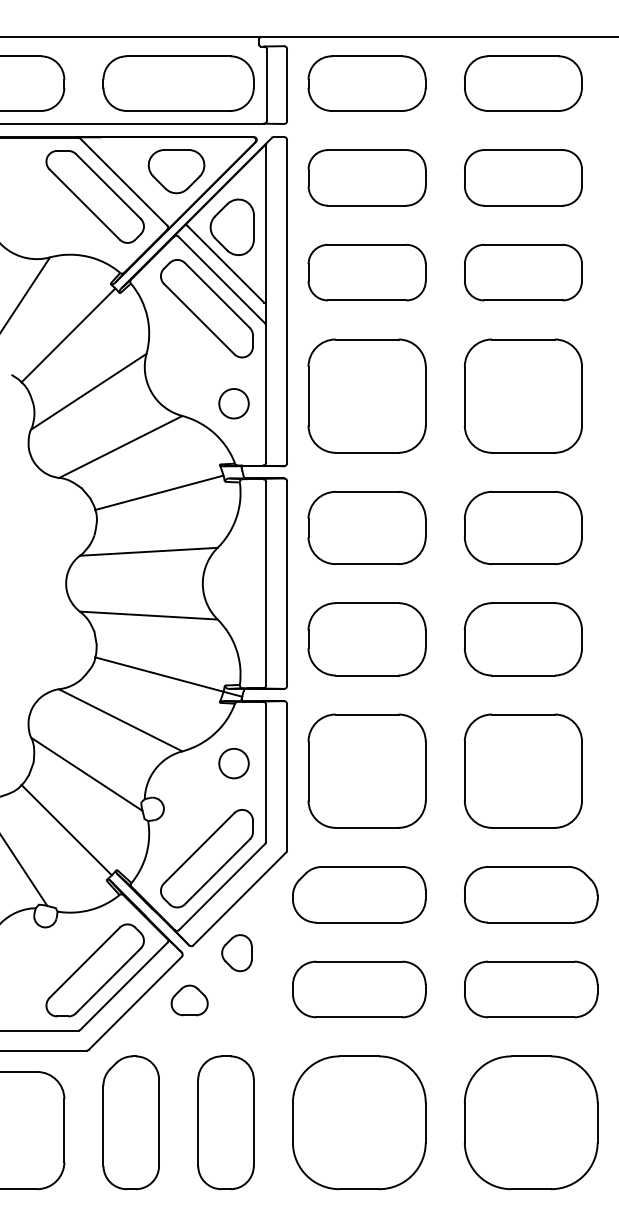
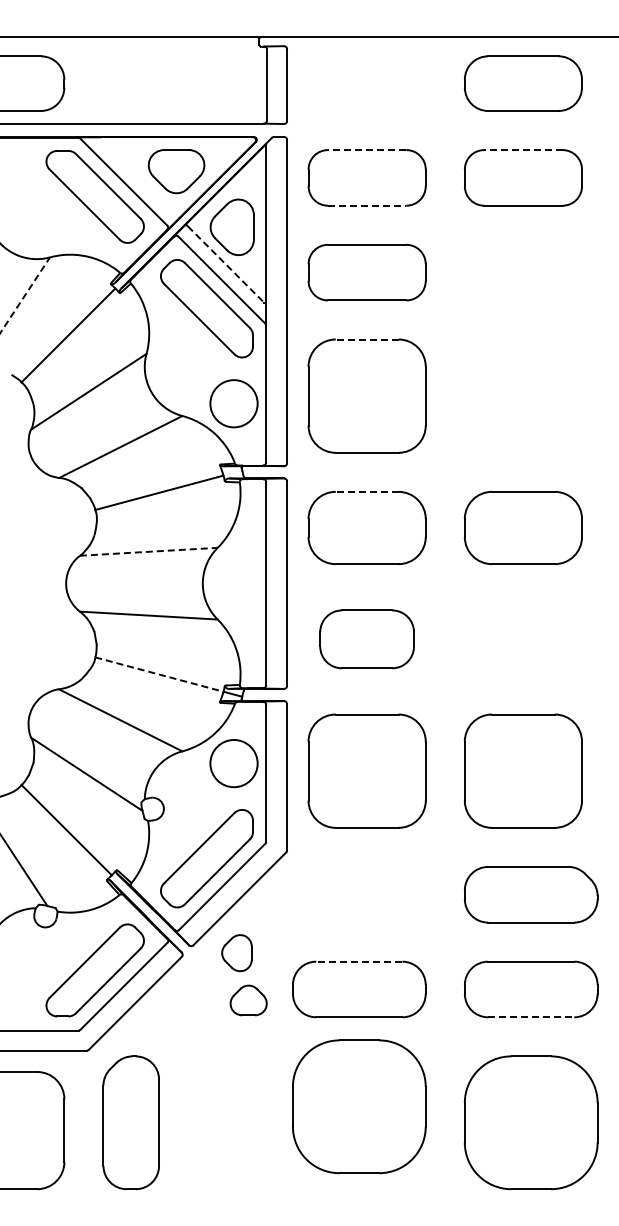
part: present -> none (178, 83)
part: present -> none (366, 83)
line: solid -> dashed (366, 150)
line: solid -> dashed (522, 150)
line: solid -> dashed (367, 205)
line: solid -> dashed (226, 264)
part: present -> none (523, 272)
line: solid -> dashed (25, 295)
line: solid -> dashed (366, 339)
part: present -> none (522, 395)
circle diameter: 30 px -> 47 px (233, 403)
line: solid -> dashed (366, 491)
line: solid -> dashed (148, 551)
part size: 120x75 px -> 96x61 px (366, 639)
part: present -> none (522, 639)
line: solid -> dashed (159, 674)
circle diameter: 30 px -> 47 px (233, 763)
part: present -> none (359, 894)
line: solid -> dashed (358, 961)
part position: (189, 1000) -> (248, 1000) (248, 1000)
line: solid -> dashed (531, 1017)
part: present -> none (225, 1122)
part position: (359, 1122) -> (359, 1106) (359, 1106)
